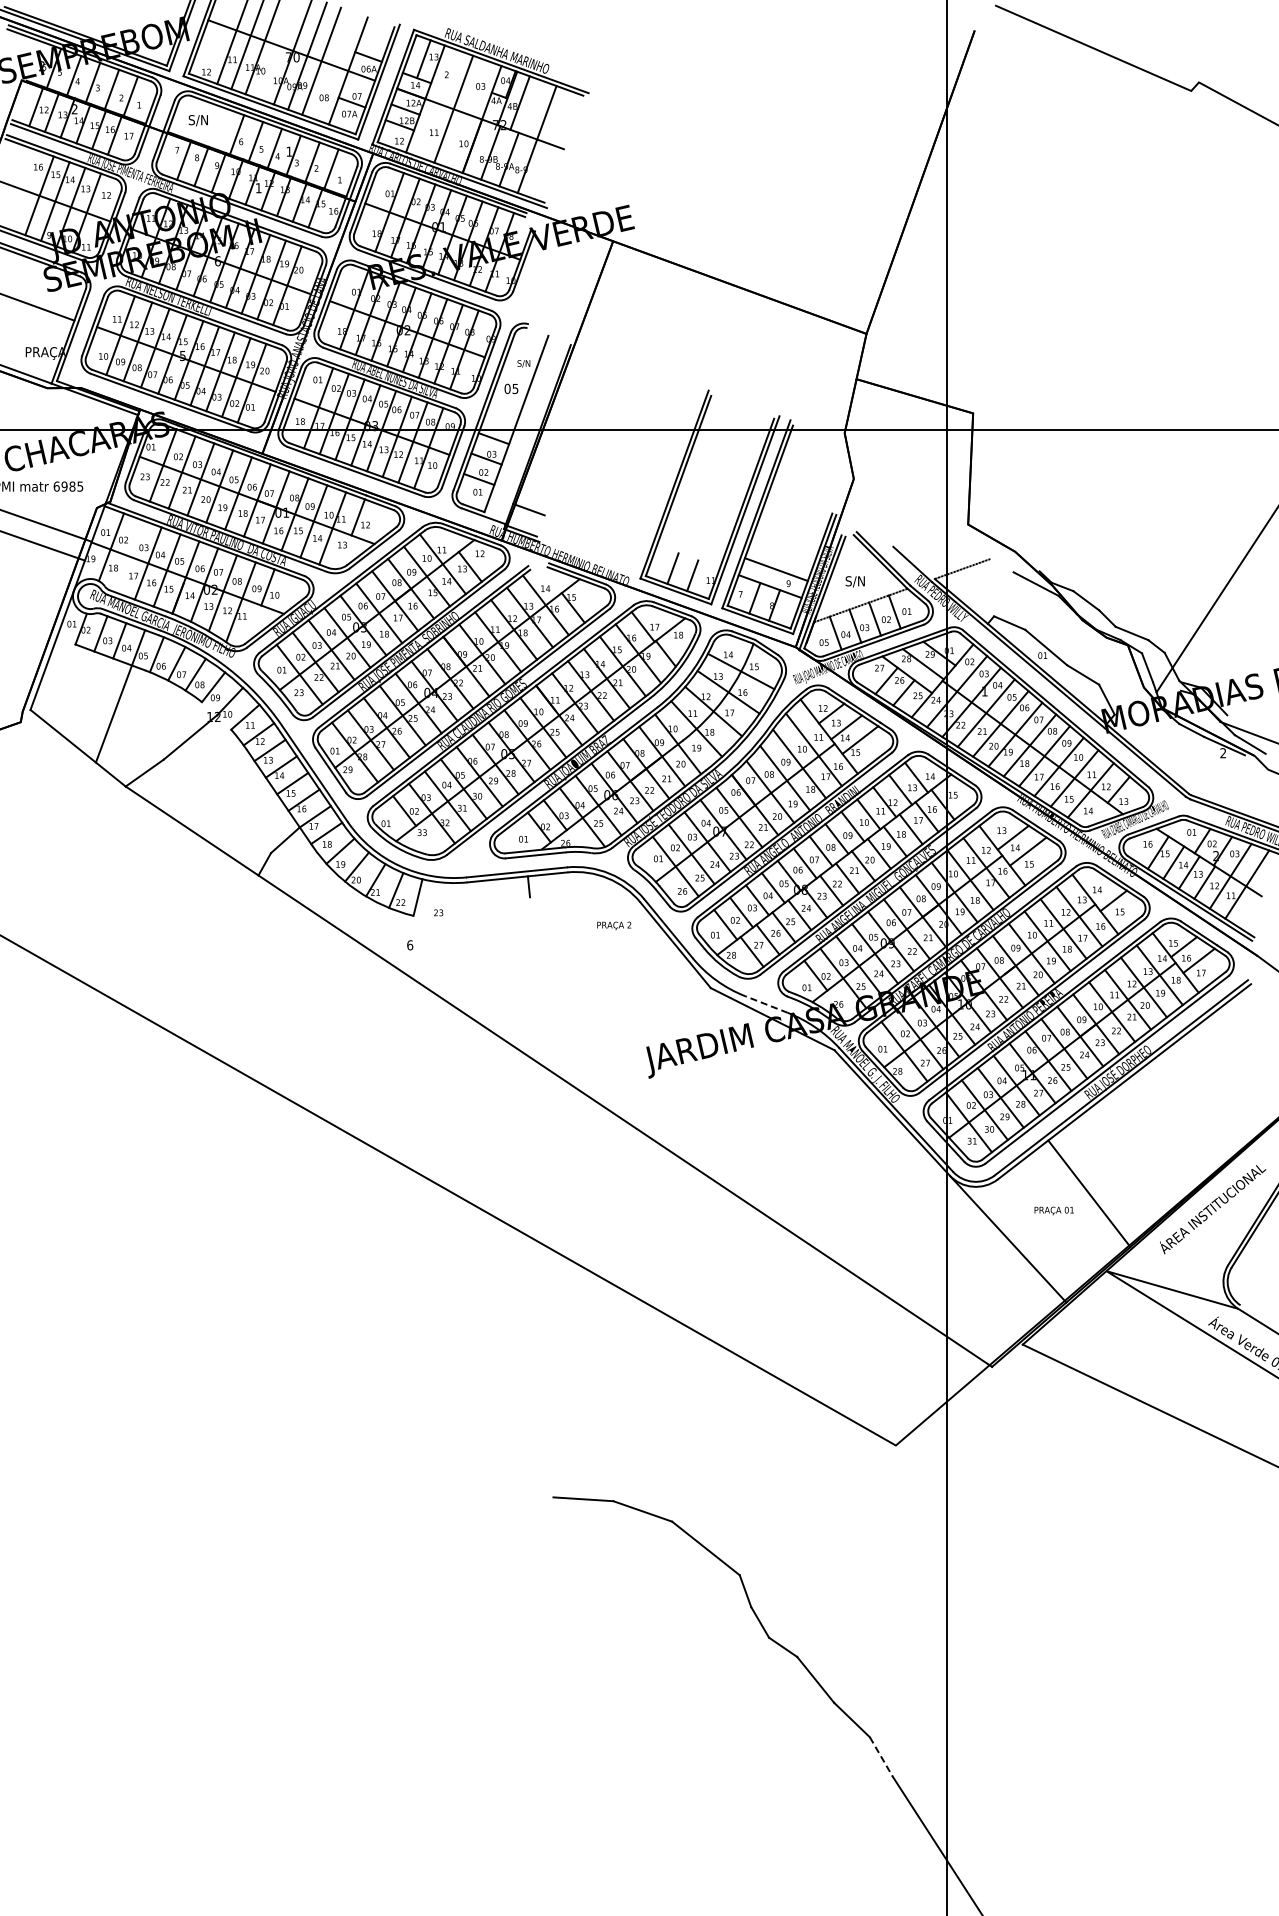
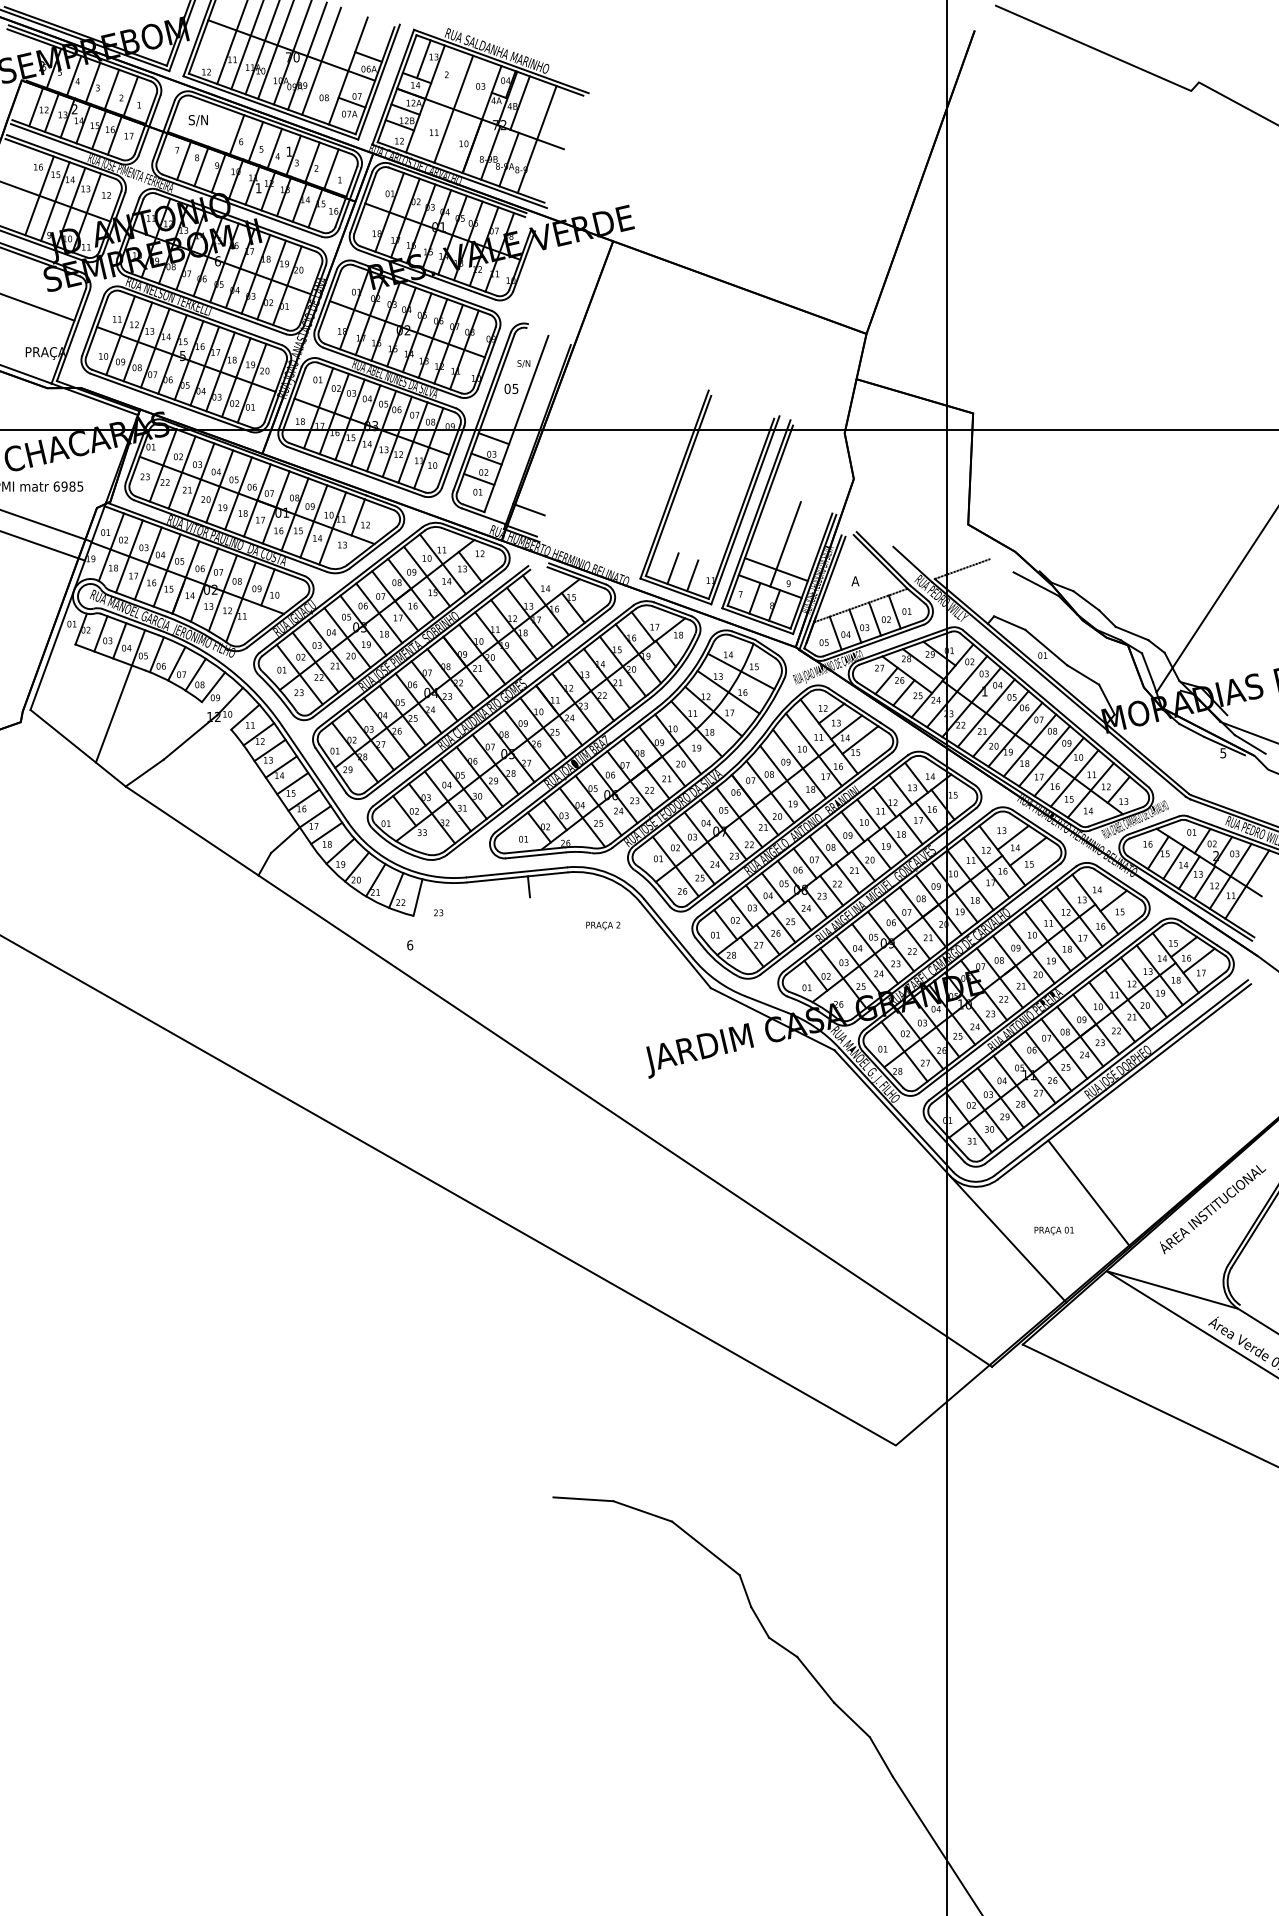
line: none -> present (275, 50)
line: none -> present (785, 544)
line: none -> present (129, 556)
text: S/N -> A (854, 581)
text: 2 -> 5 (1223, 753)
text position: (614, 925) -> (603, 925) (603, 925)
line: dashed -> solid (766, 1004)
text position: (1053, 1210) -> (1053, 1230) (1053, 1230)
line: dashed -> solid (881, 1757)
